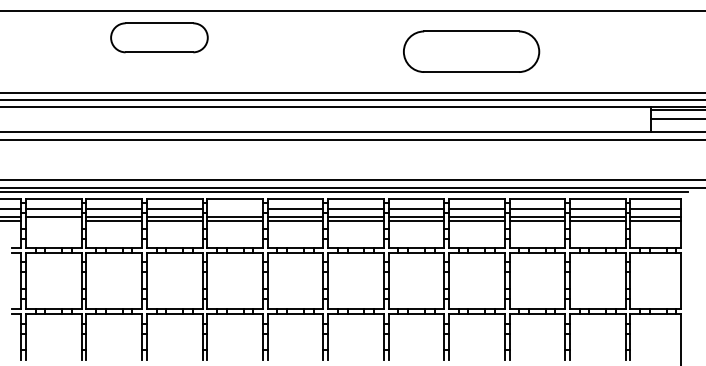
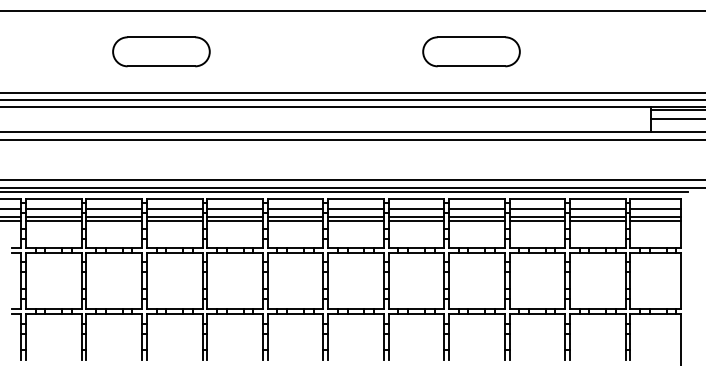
part position: (159, 37) -> (161, 51) (161, 51)
part size: 138x43 px -> 99x32 px (471, 51)
line: none -> present (234, 208)
line: none -> present (53, 221)
